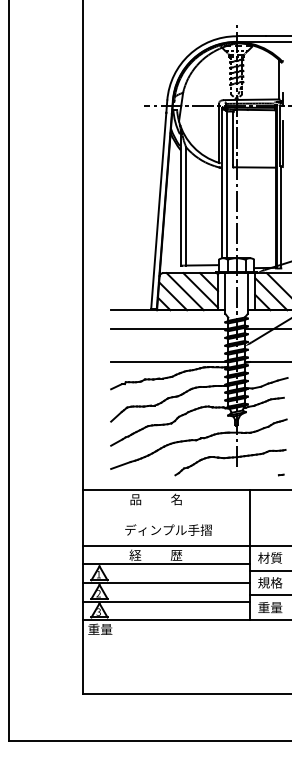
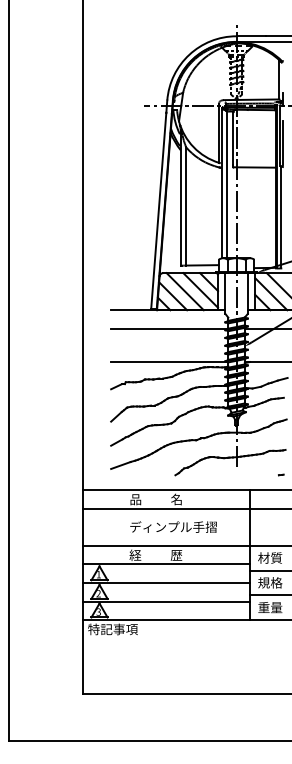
line: none -> present (185, 508)
text position: (168, 529) -> (173, 526) (173, 526)
text: 重量 -> 特記事項 (112, 629)
